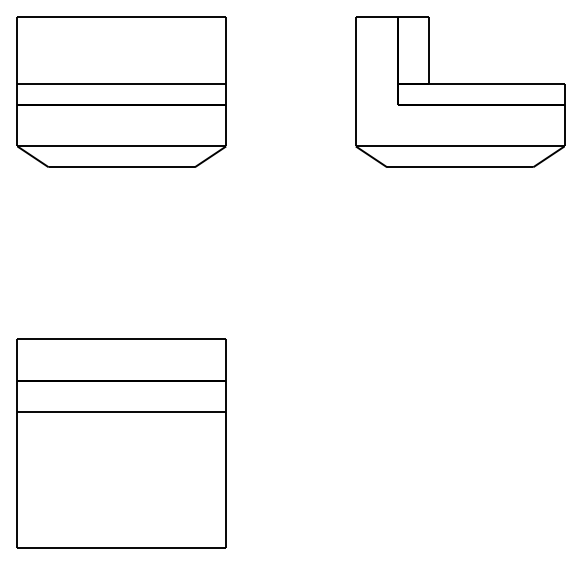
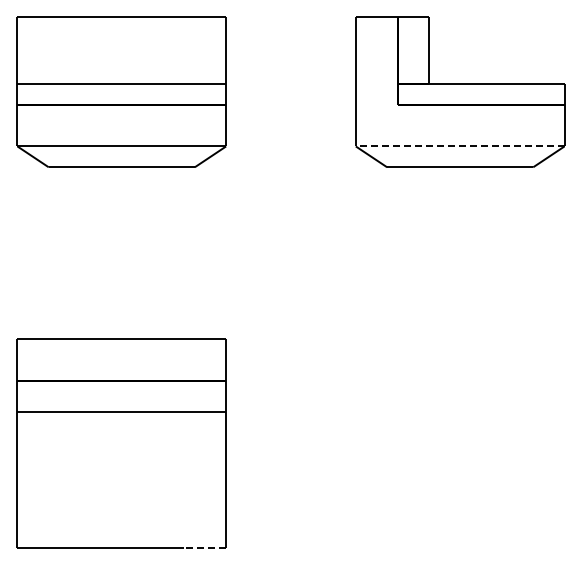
line: solid -> dashed (459, 146)
line: solid -> dashed (204, 547)
